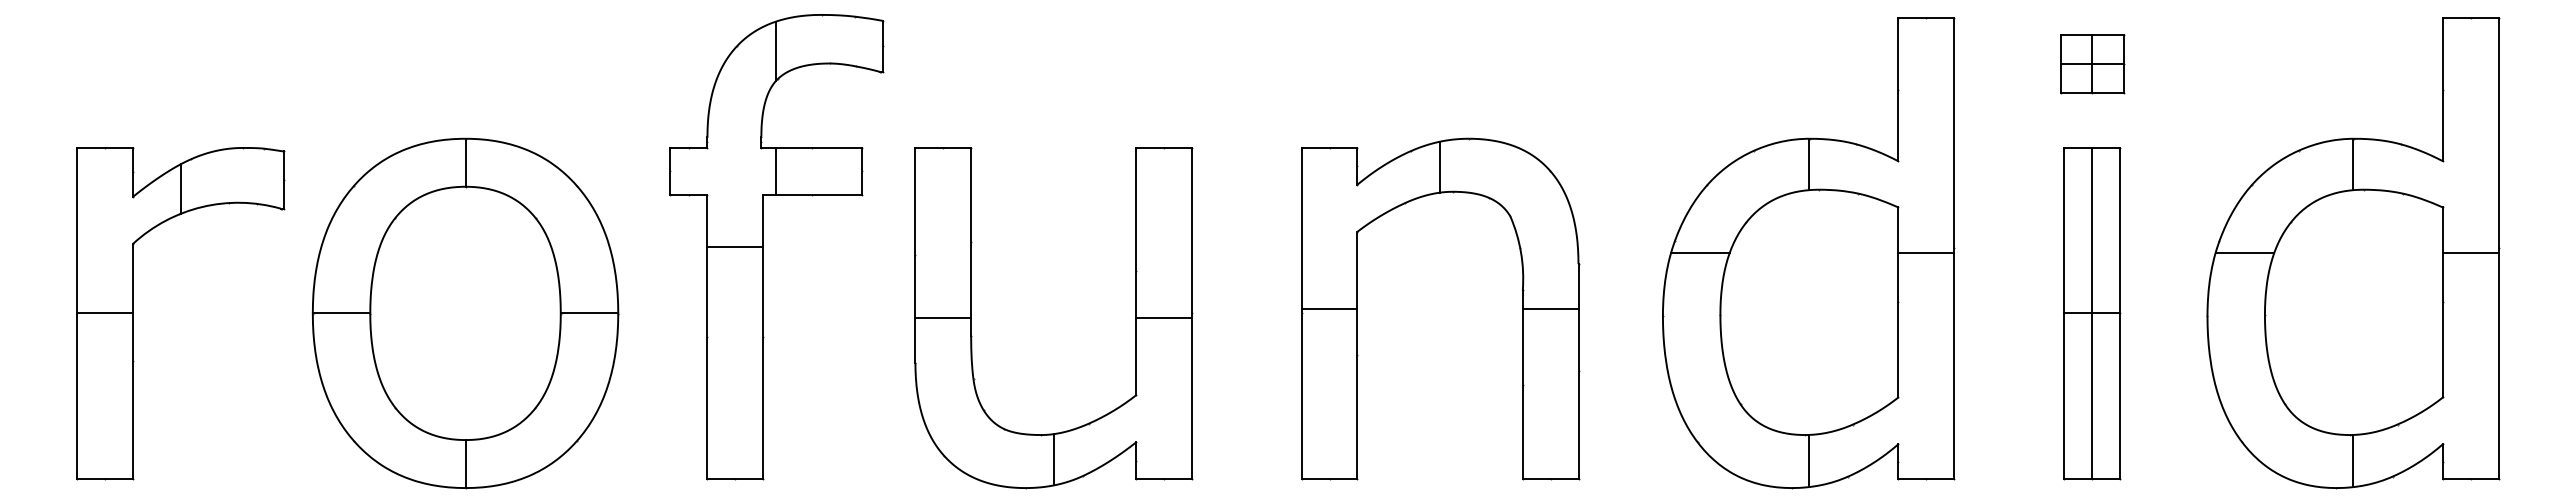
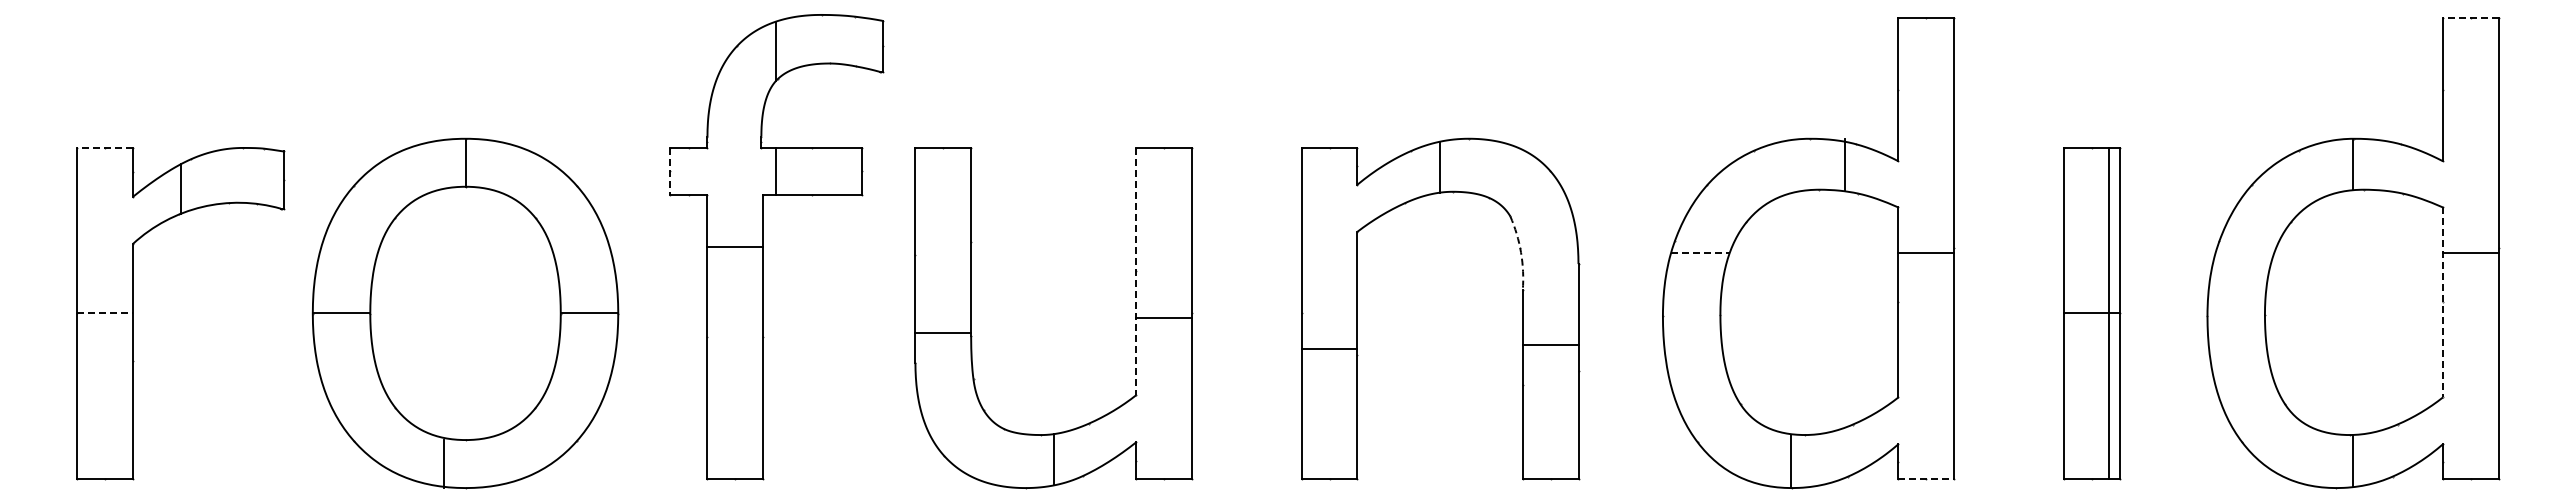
line: solid -> dashed (2470, 17)
part: present -> none (2092, 64)
line: solid -> dashed (105, 147)
line position: (1808, 164) -> (1844, 164) (1844, 164)
line: solid -> dashed (669, 171)
arc: solid -> dashed (1521, 252)
line: solid -> dashed (1700, 252)
line: present -> none (2244, 252)
line: solid -> dashed (1136, 271)
line: solid -> dashed (2443, 302)
line position: (1329, 308) -> (1329, 348) (1329, 348)
line position: (1550, 308) -> (1550, 344) (1550, 344)
line position: (2092, 312) -> (2109, 312) (2109, 312)
line: solid -> dashed (105, 313)
line position: (943, 318) -> (943, 333) (943, 333)
line position: (1808, 460) -> (1790, 460) (1790, 460)
line position: (465, 464) -> (443, 464) (443, 464)
line: solid -> dashed (1926, 478)
